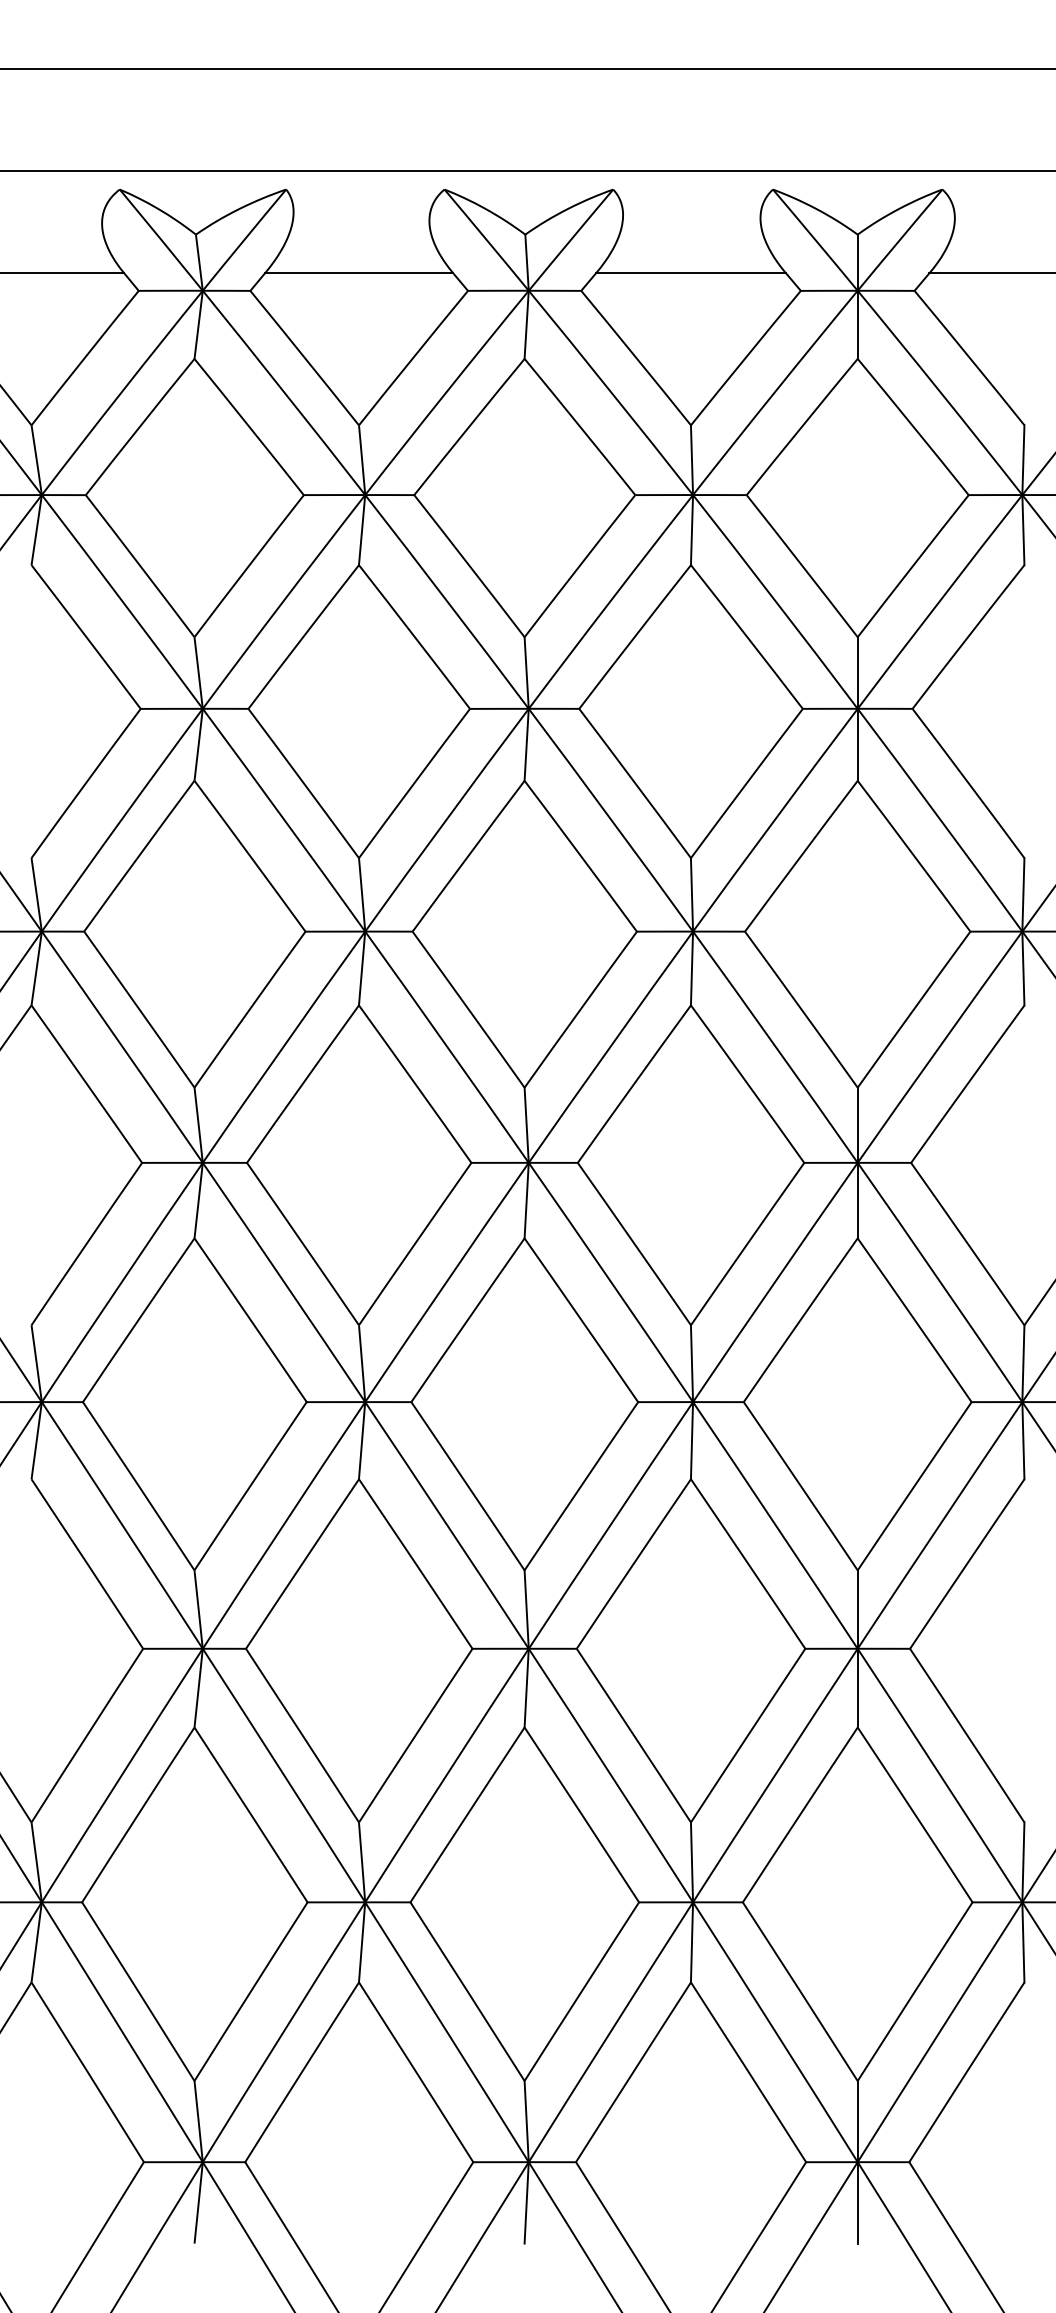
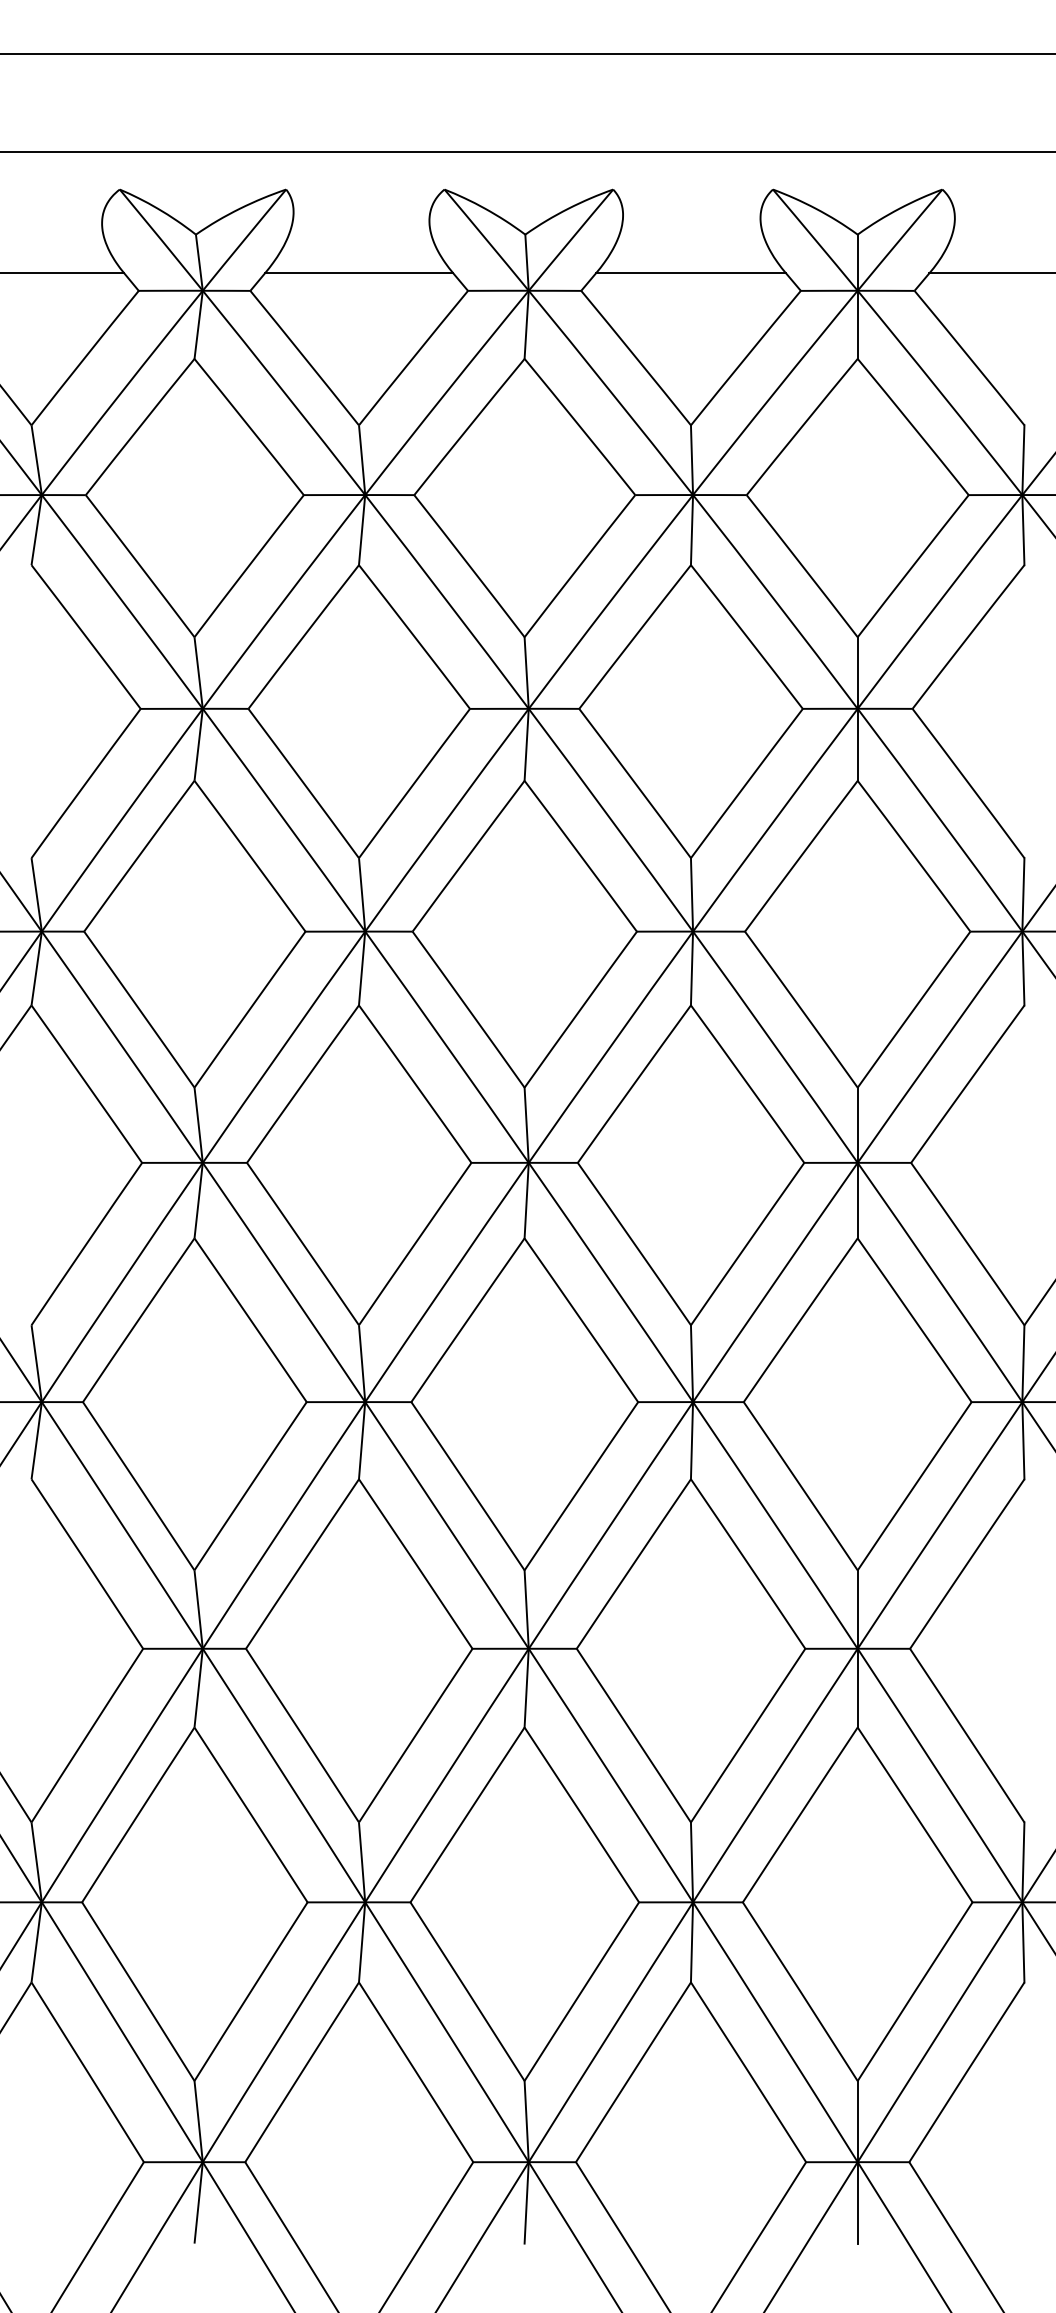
line position: (527, 69) -> (527, 54) (527, 54)
line position: (527, 171) -> (527, 152) (527, 152)
